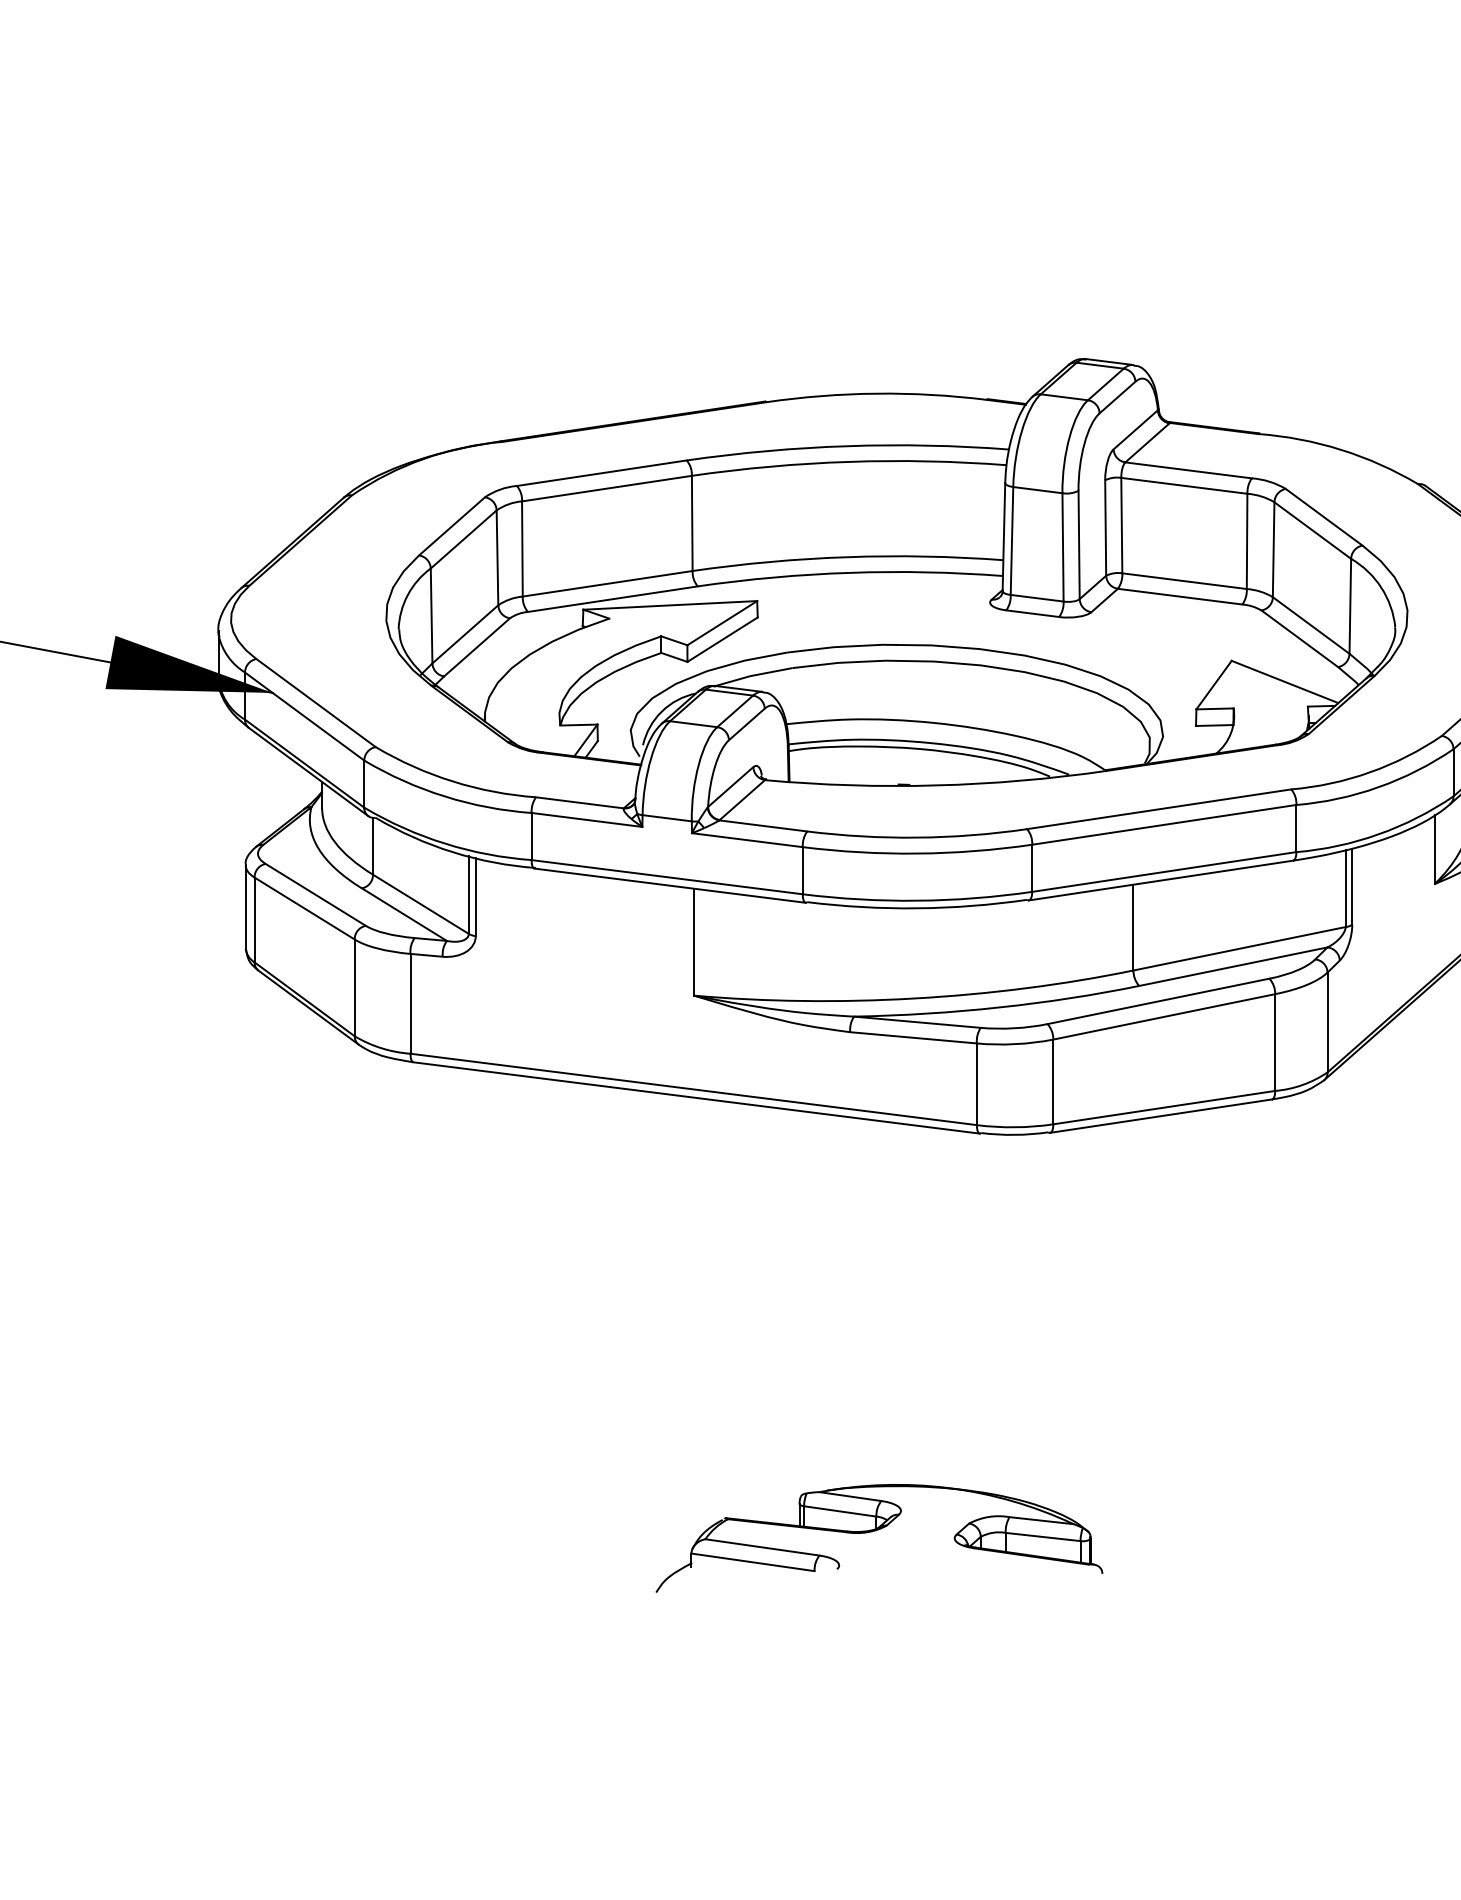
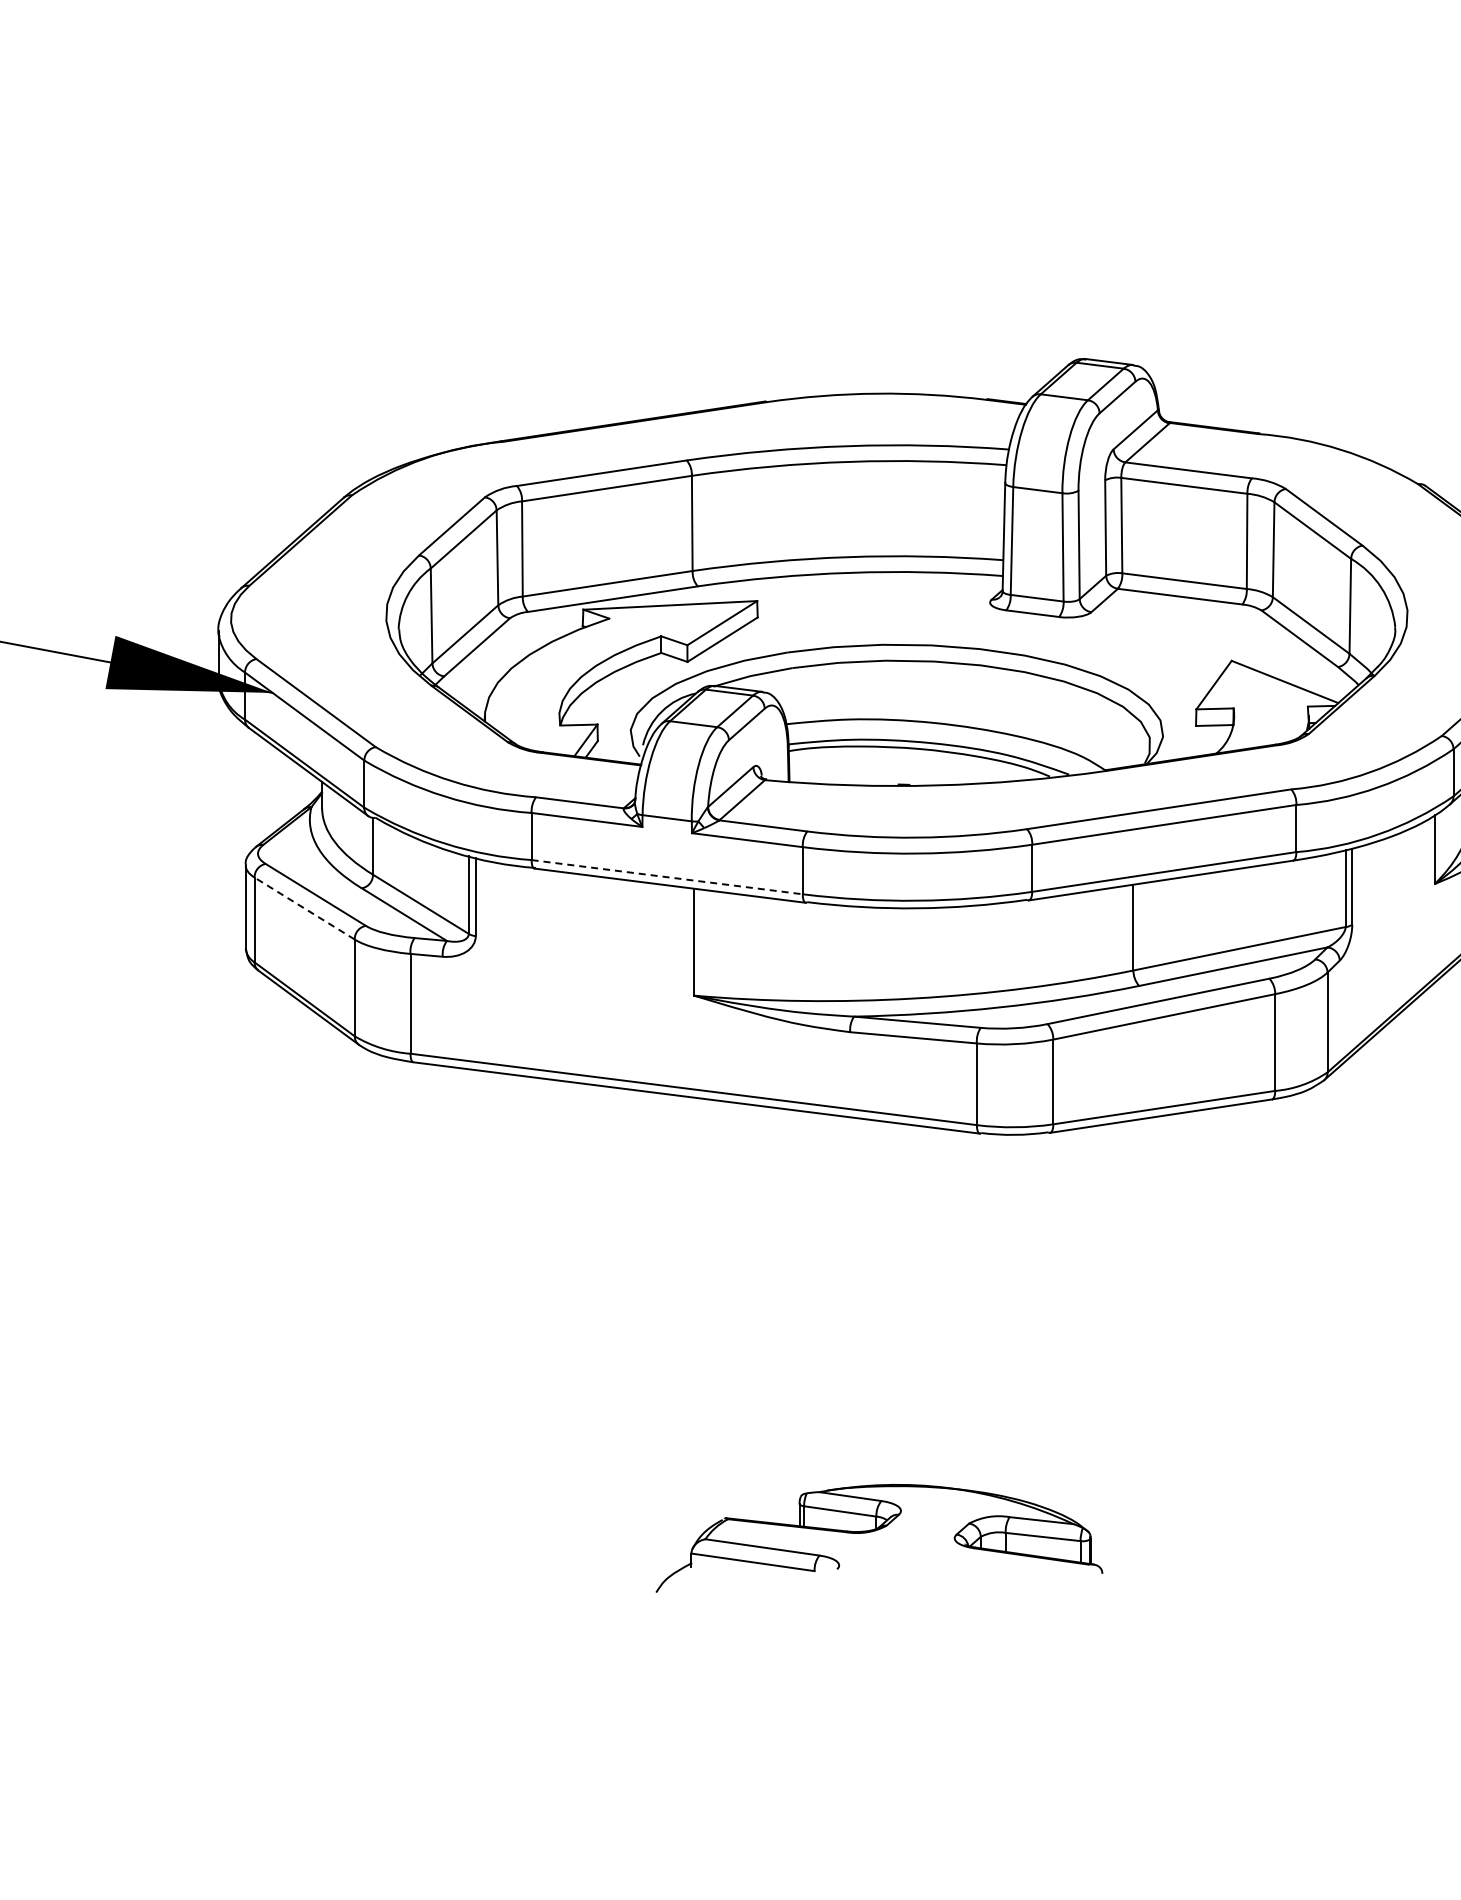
line: solid -> dashed (667, 877)
line: solid -> dashed (304, 908)
